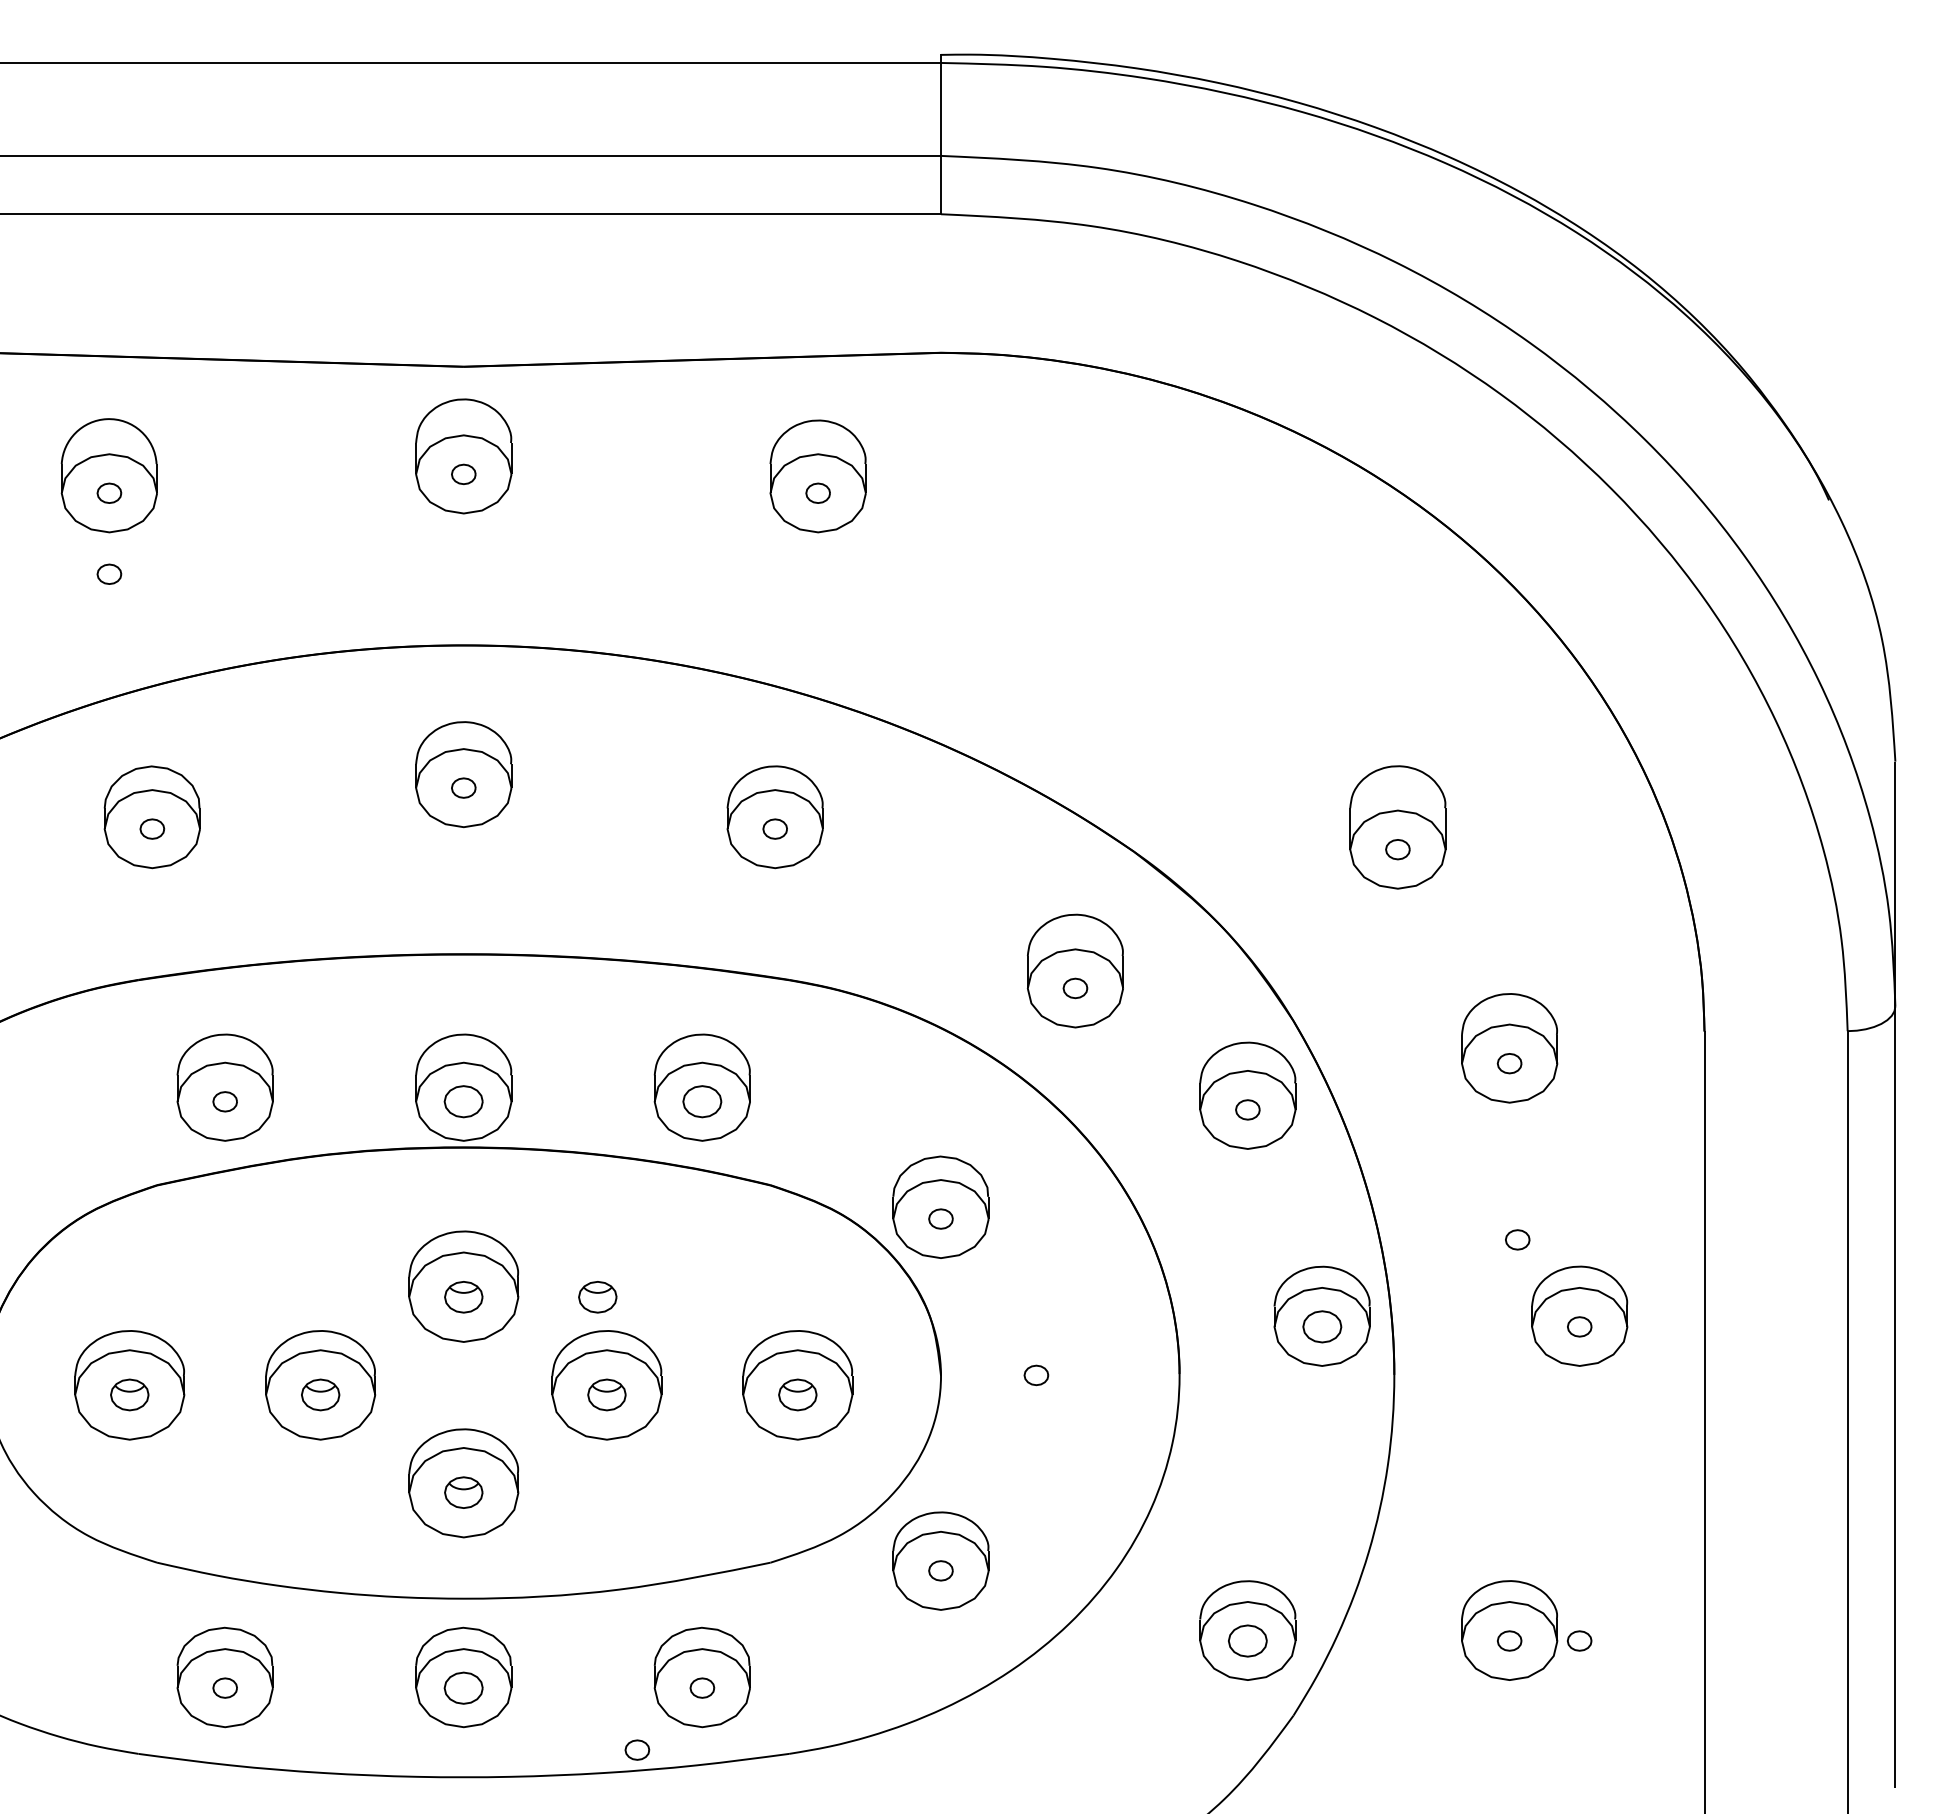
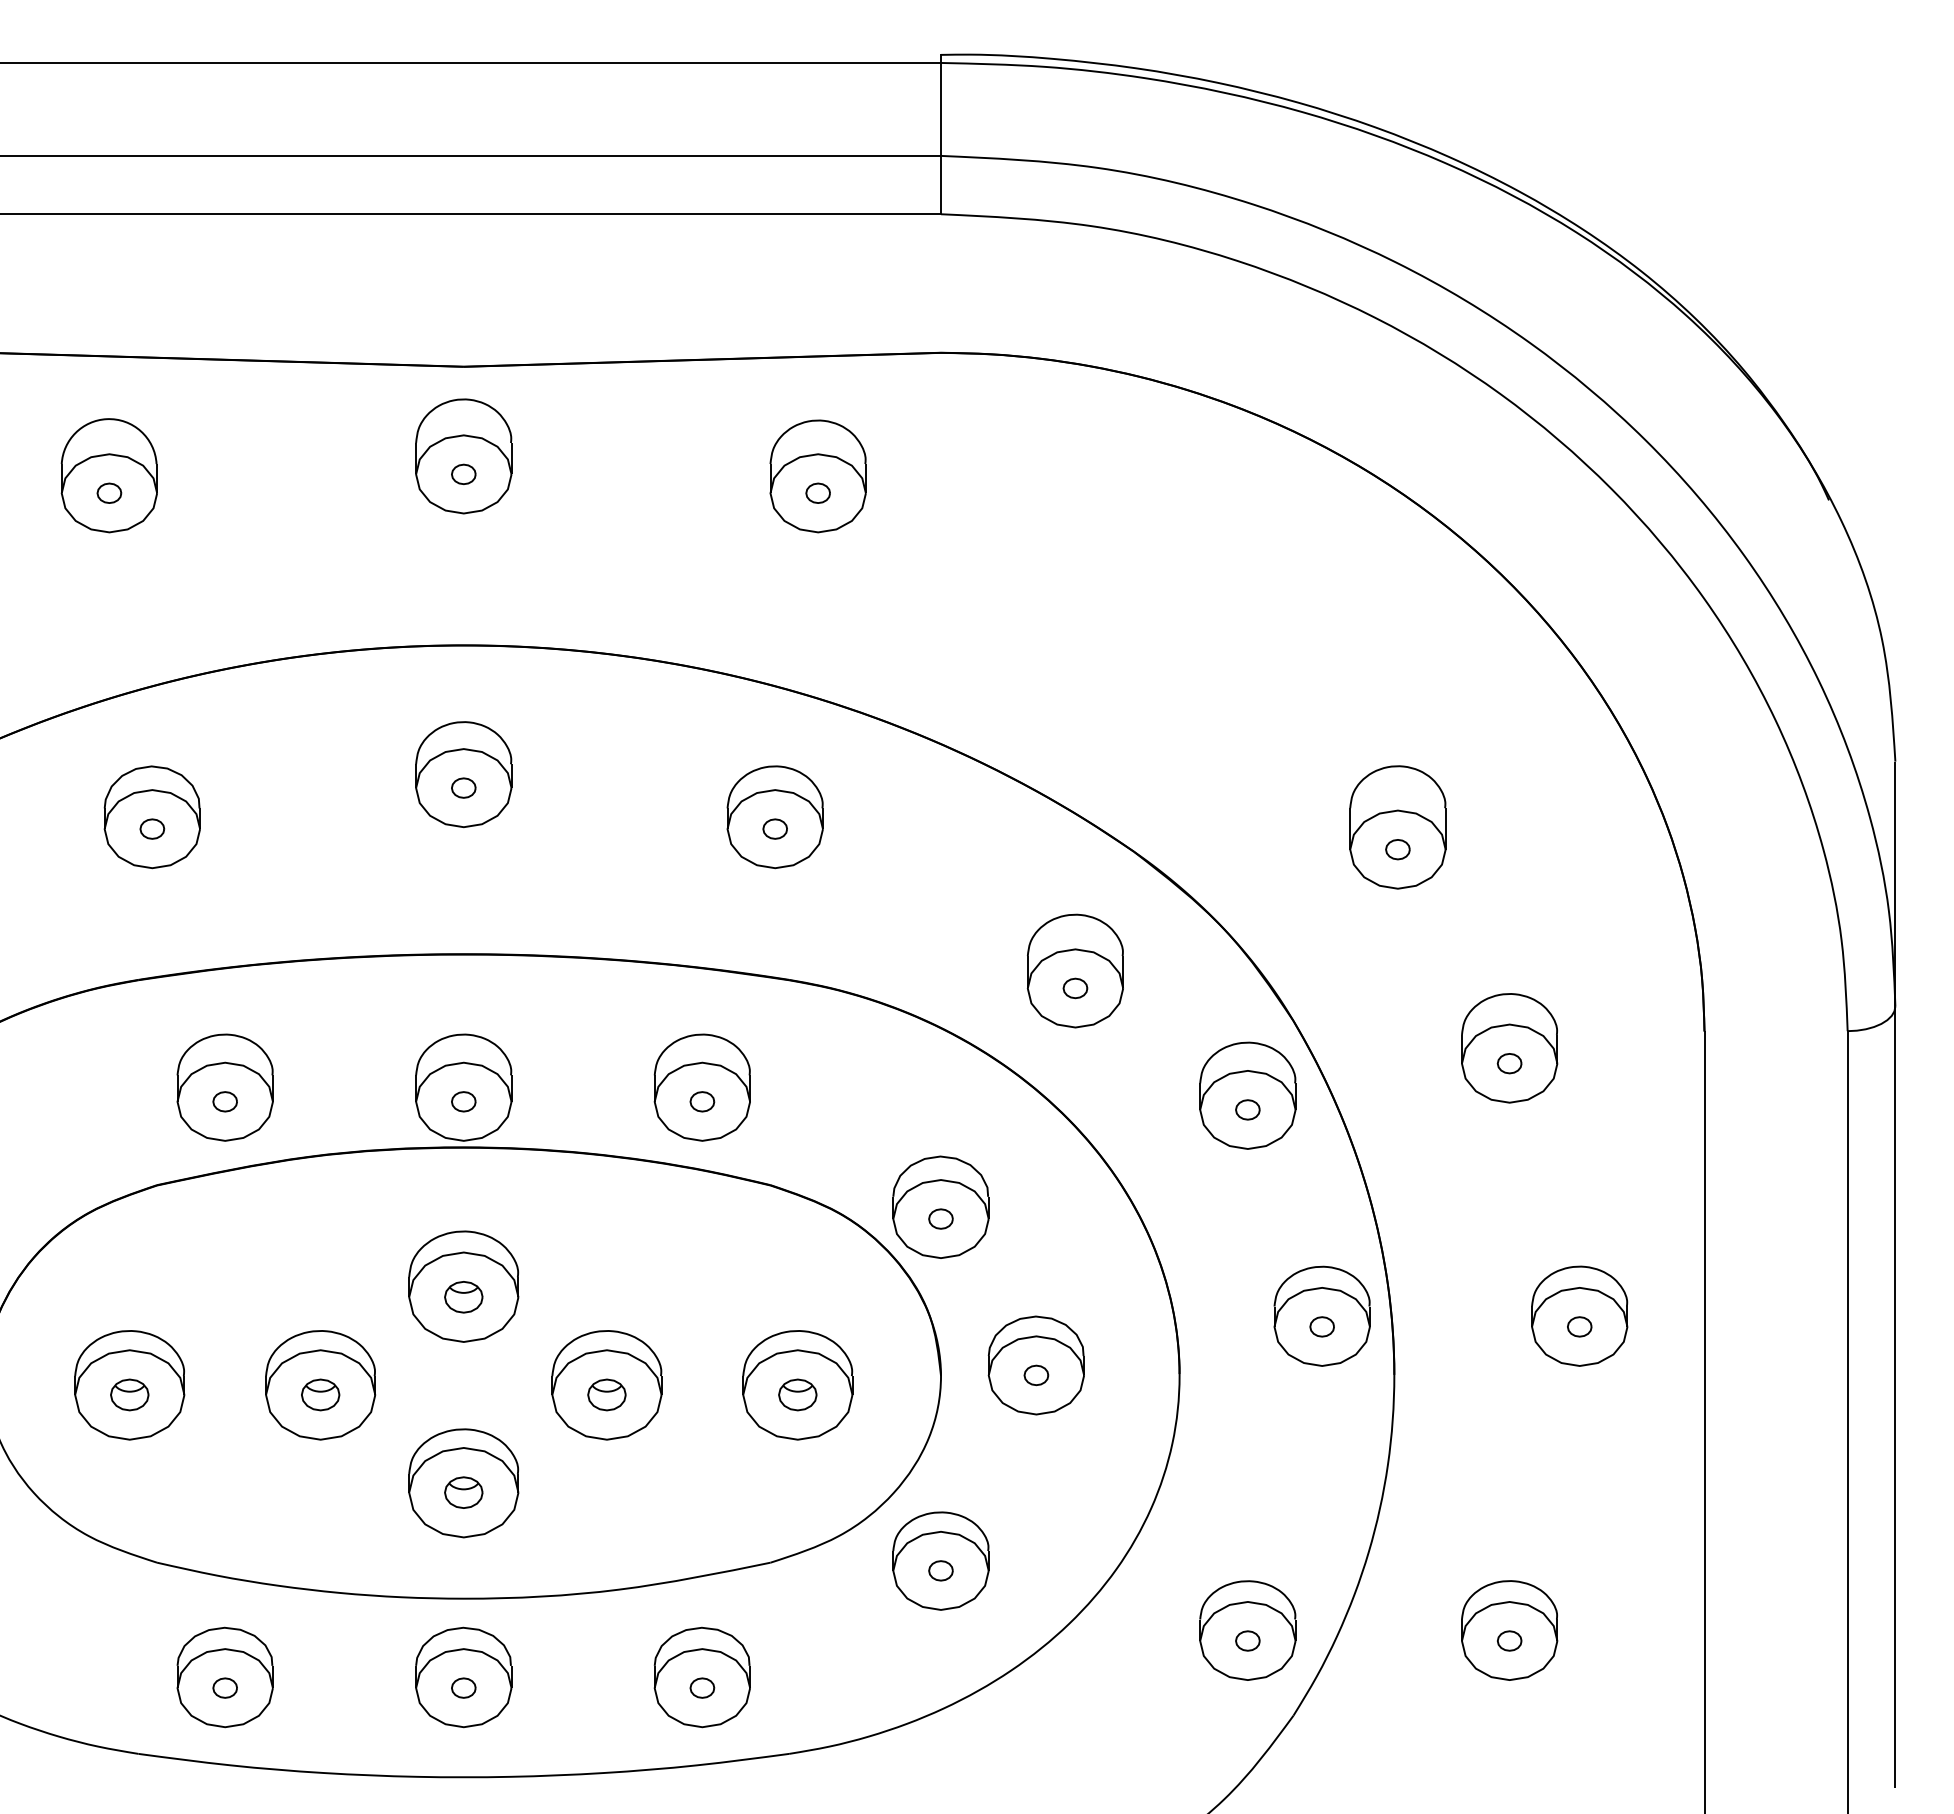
part: present -> none (109, 573)
part size: 41x34 px -> 26x22 px (463, 1101)
part size: 41x34 px -> 27x22 px (702, 1101)
part: present -> none (1517, 1239)
part: present -> none (597, 1297)
part size: 41x34 px -> 26x22 px (1321, 1326)
part: none -> present (1035, 1365)
part size: 40x34 px -> 26x22 px (1247, 1640)
part: present -> none (1579, 1640)
part size: 41x34 px -> 26x22 px (463, 1687)
part: present -> none (637, 1749)
